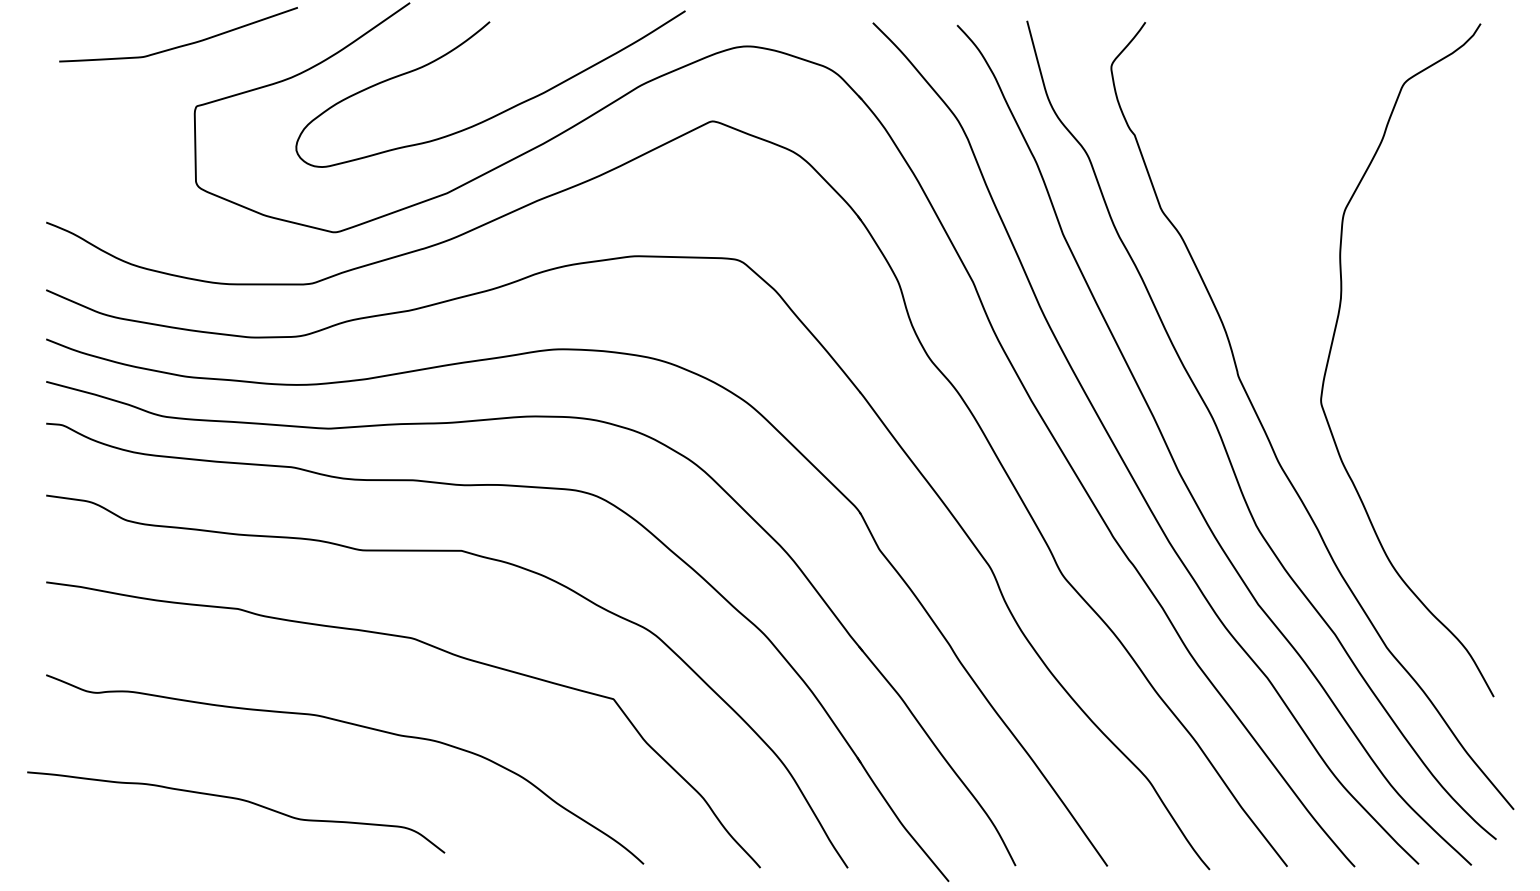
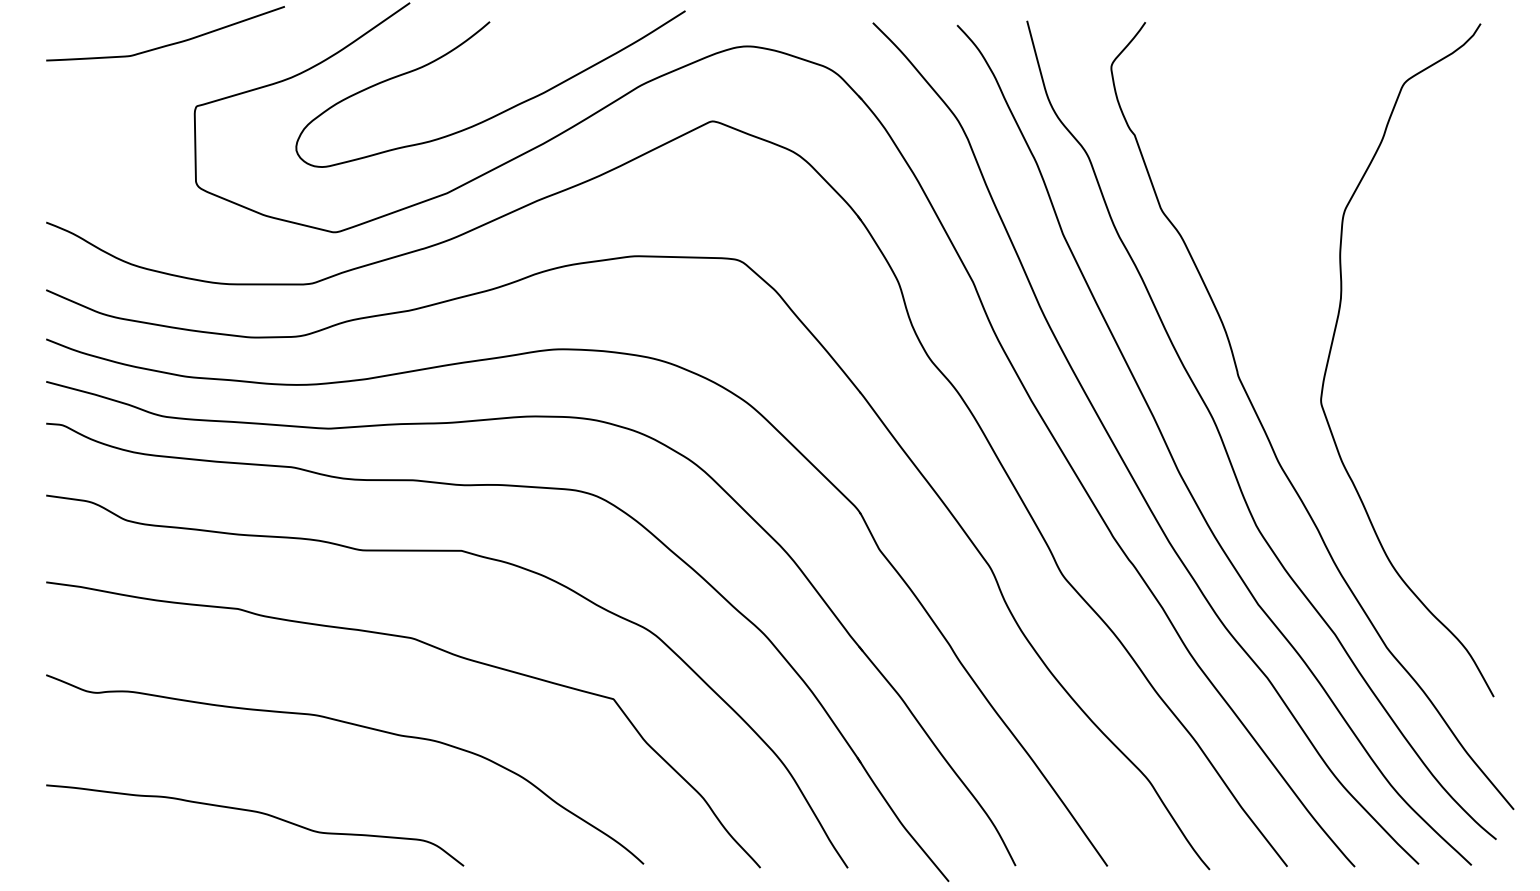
curve position: (179, 45) -> (166, 44) (166, 44)
curve position: (239, 800) -> (258, 813) (258, 813)
